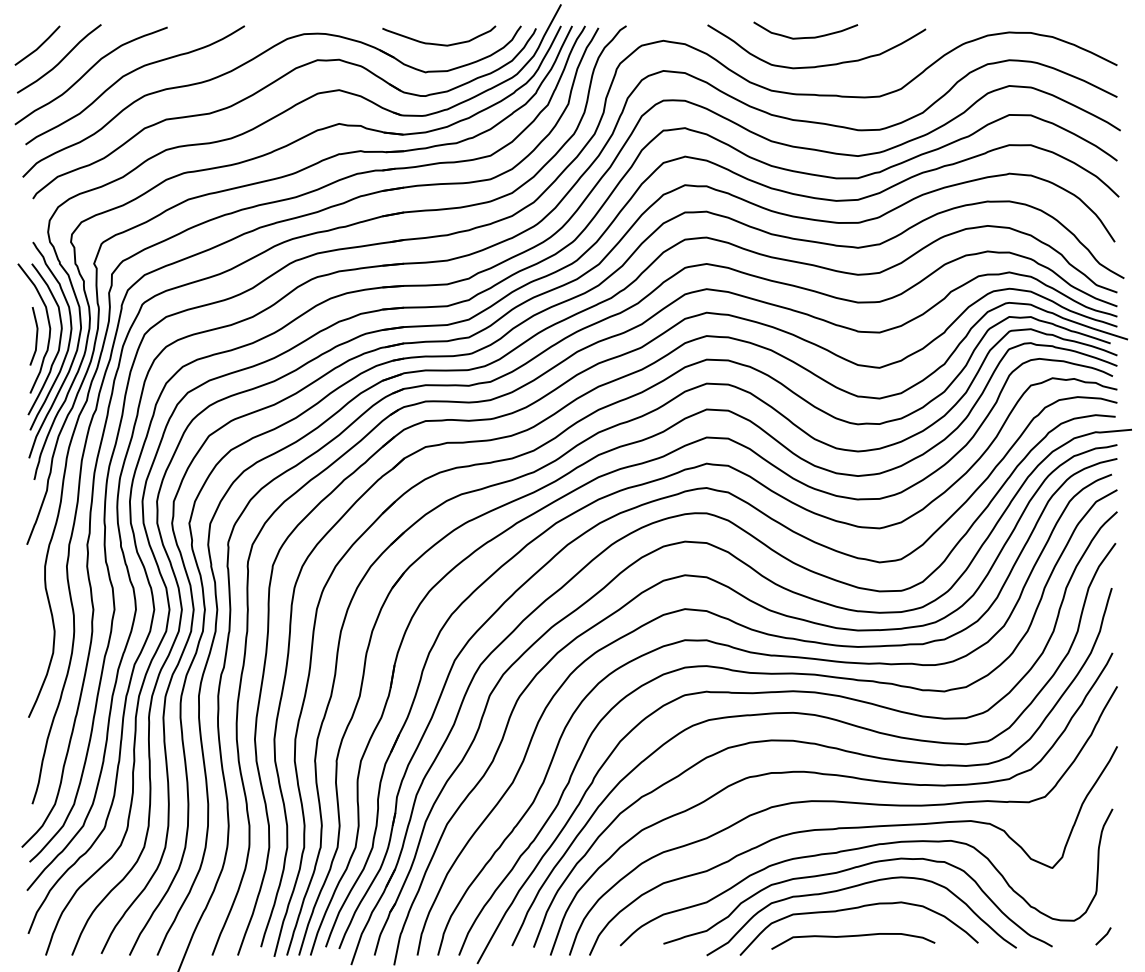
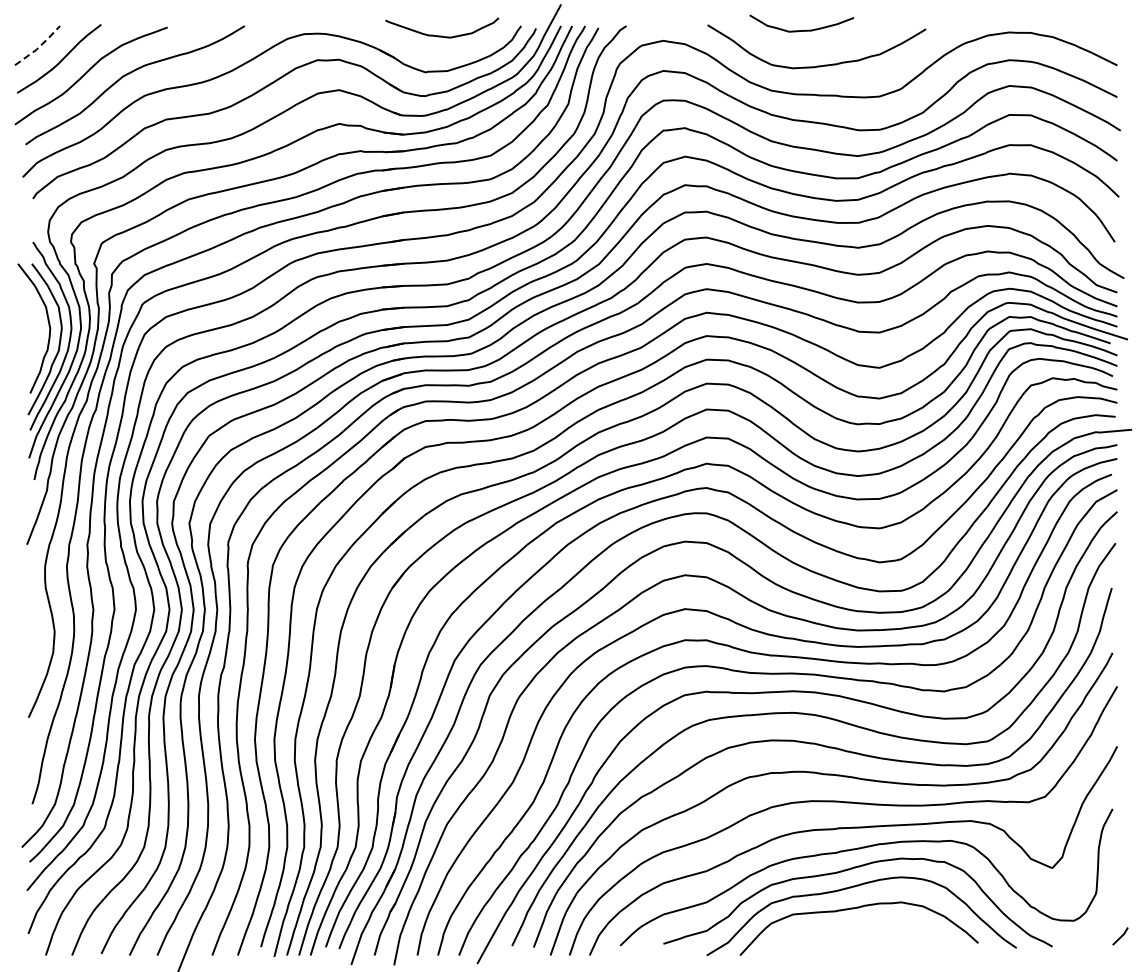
curve position: (805, 37) -> (801, 30) (801, 30)
curve position: (439, 43) -> (442, 35) (442, 35)
line: solid -> dashed (39, 46)
line: present -> none (35, 338)
curve: present -> none (853, 936)
line position: (1103, 936) -> (1120, 936) (1120, 936)
